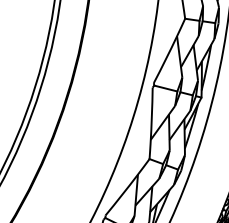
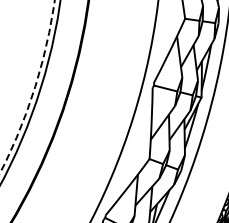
circle: solid -> dashed (27, 86)
